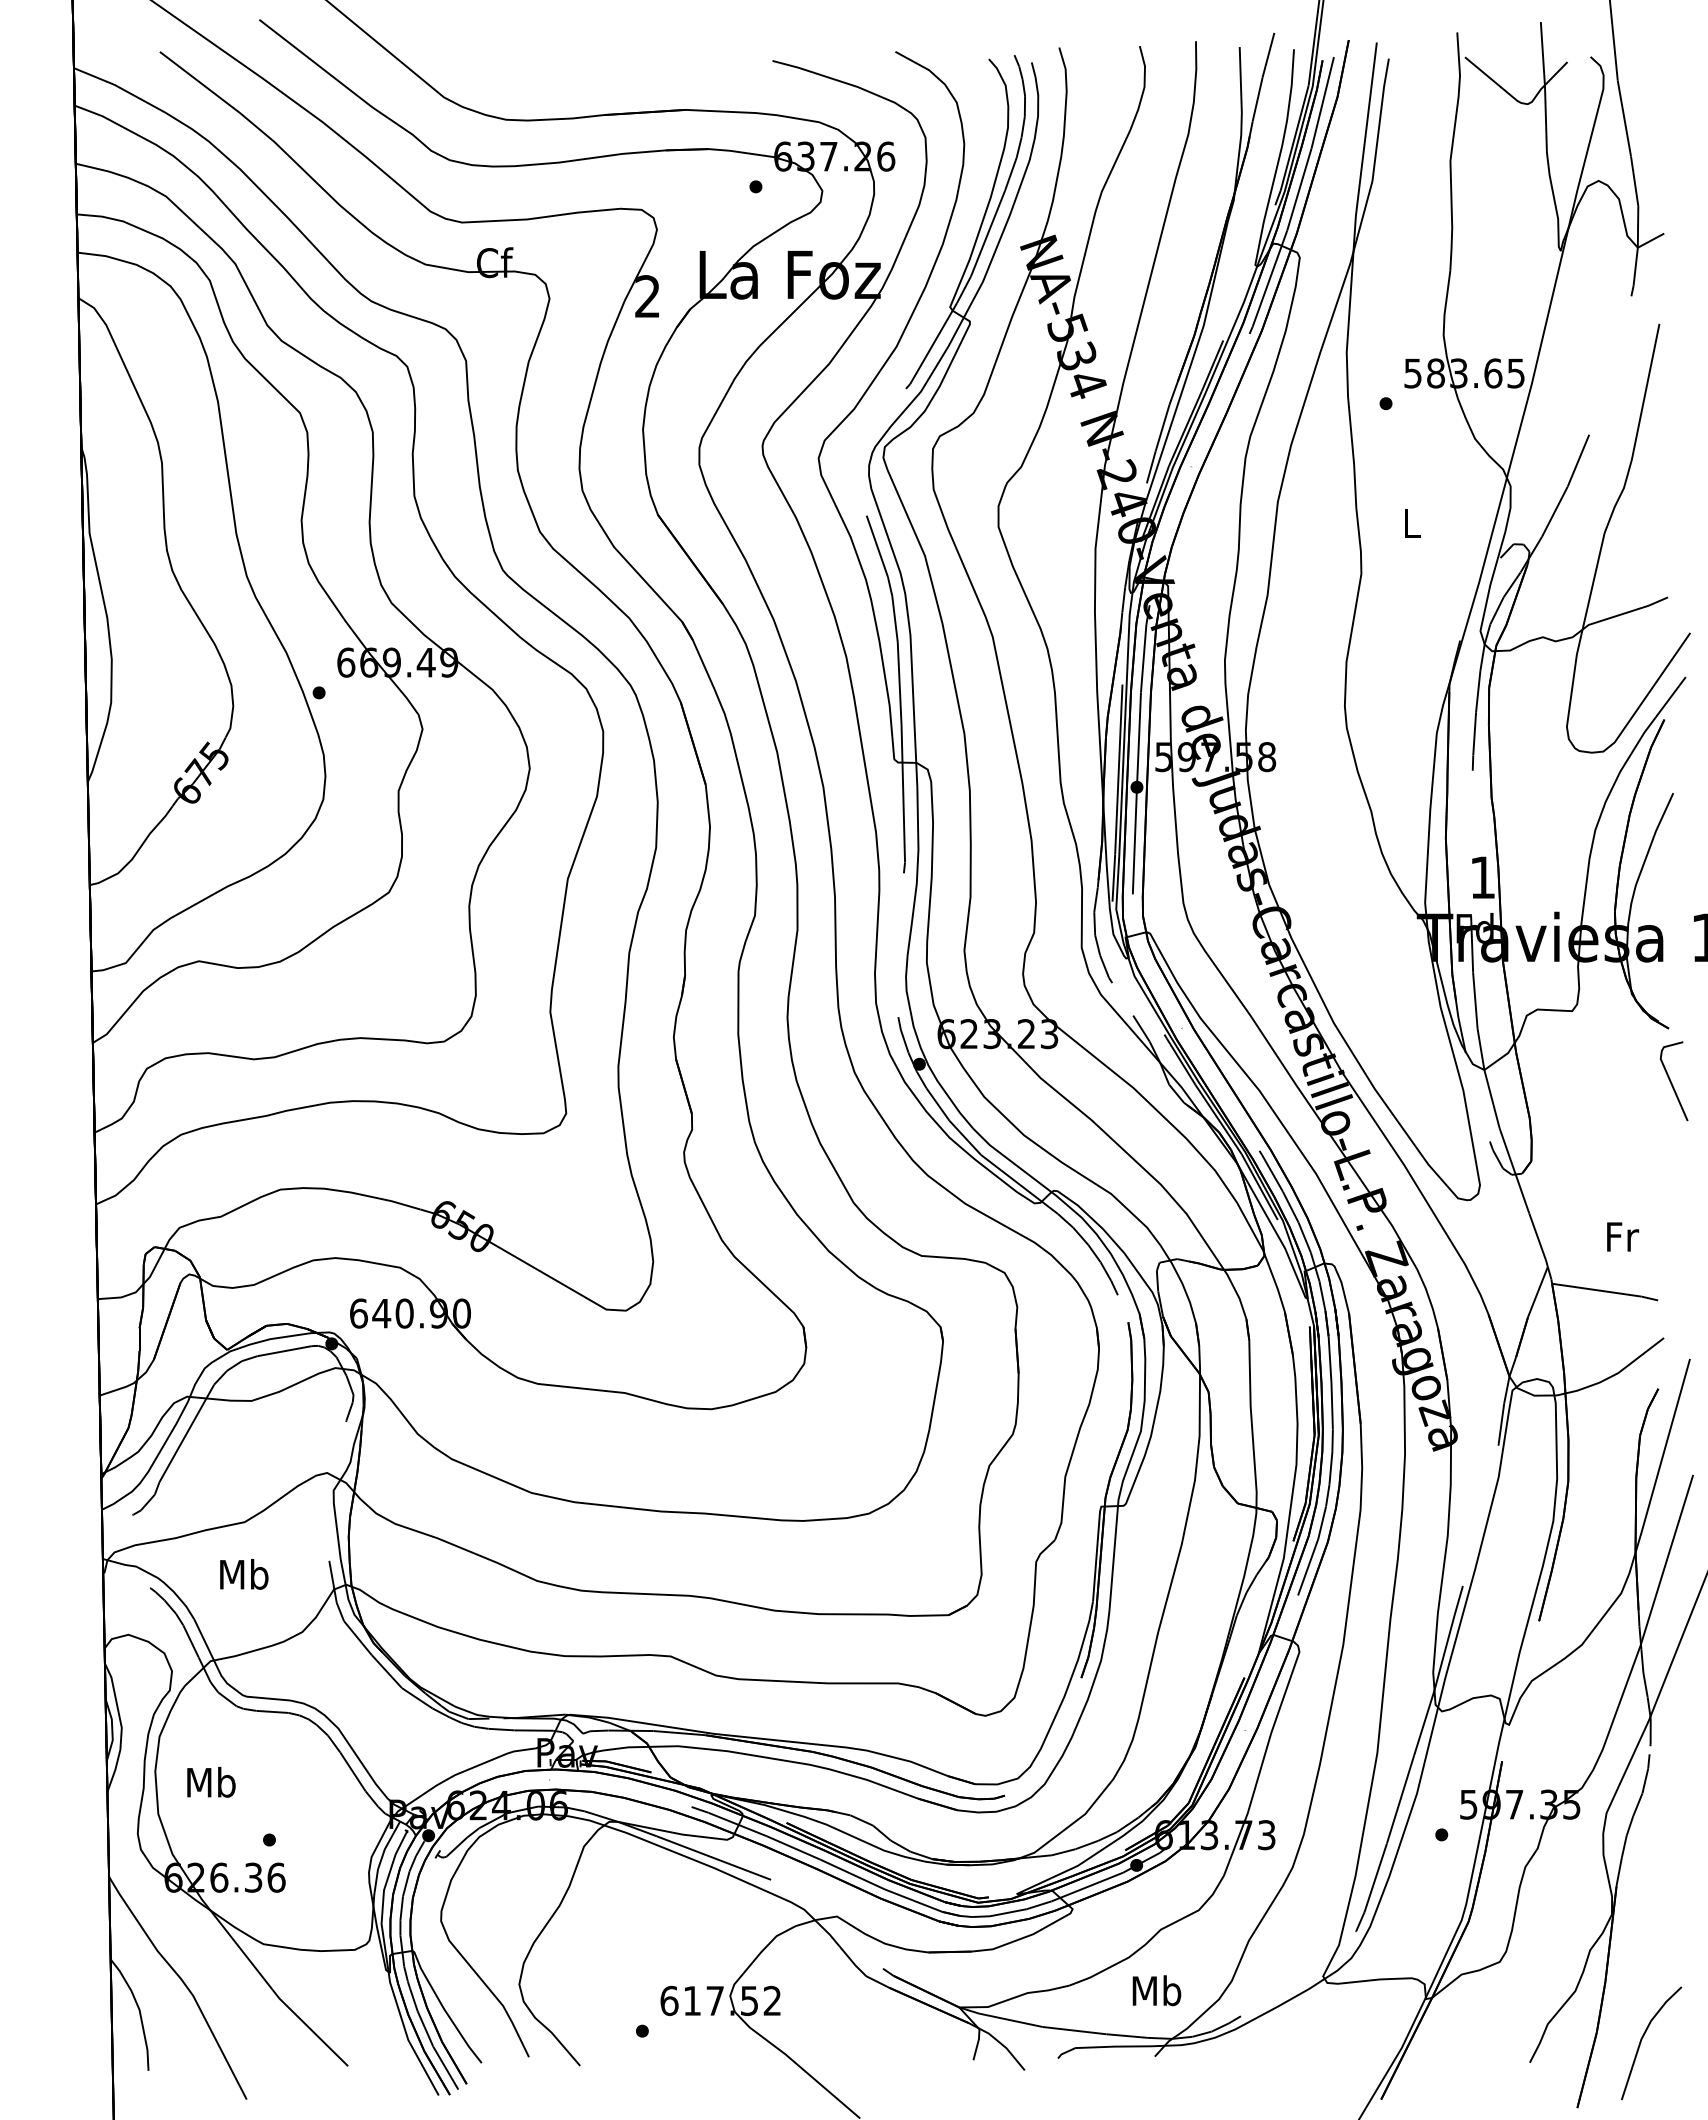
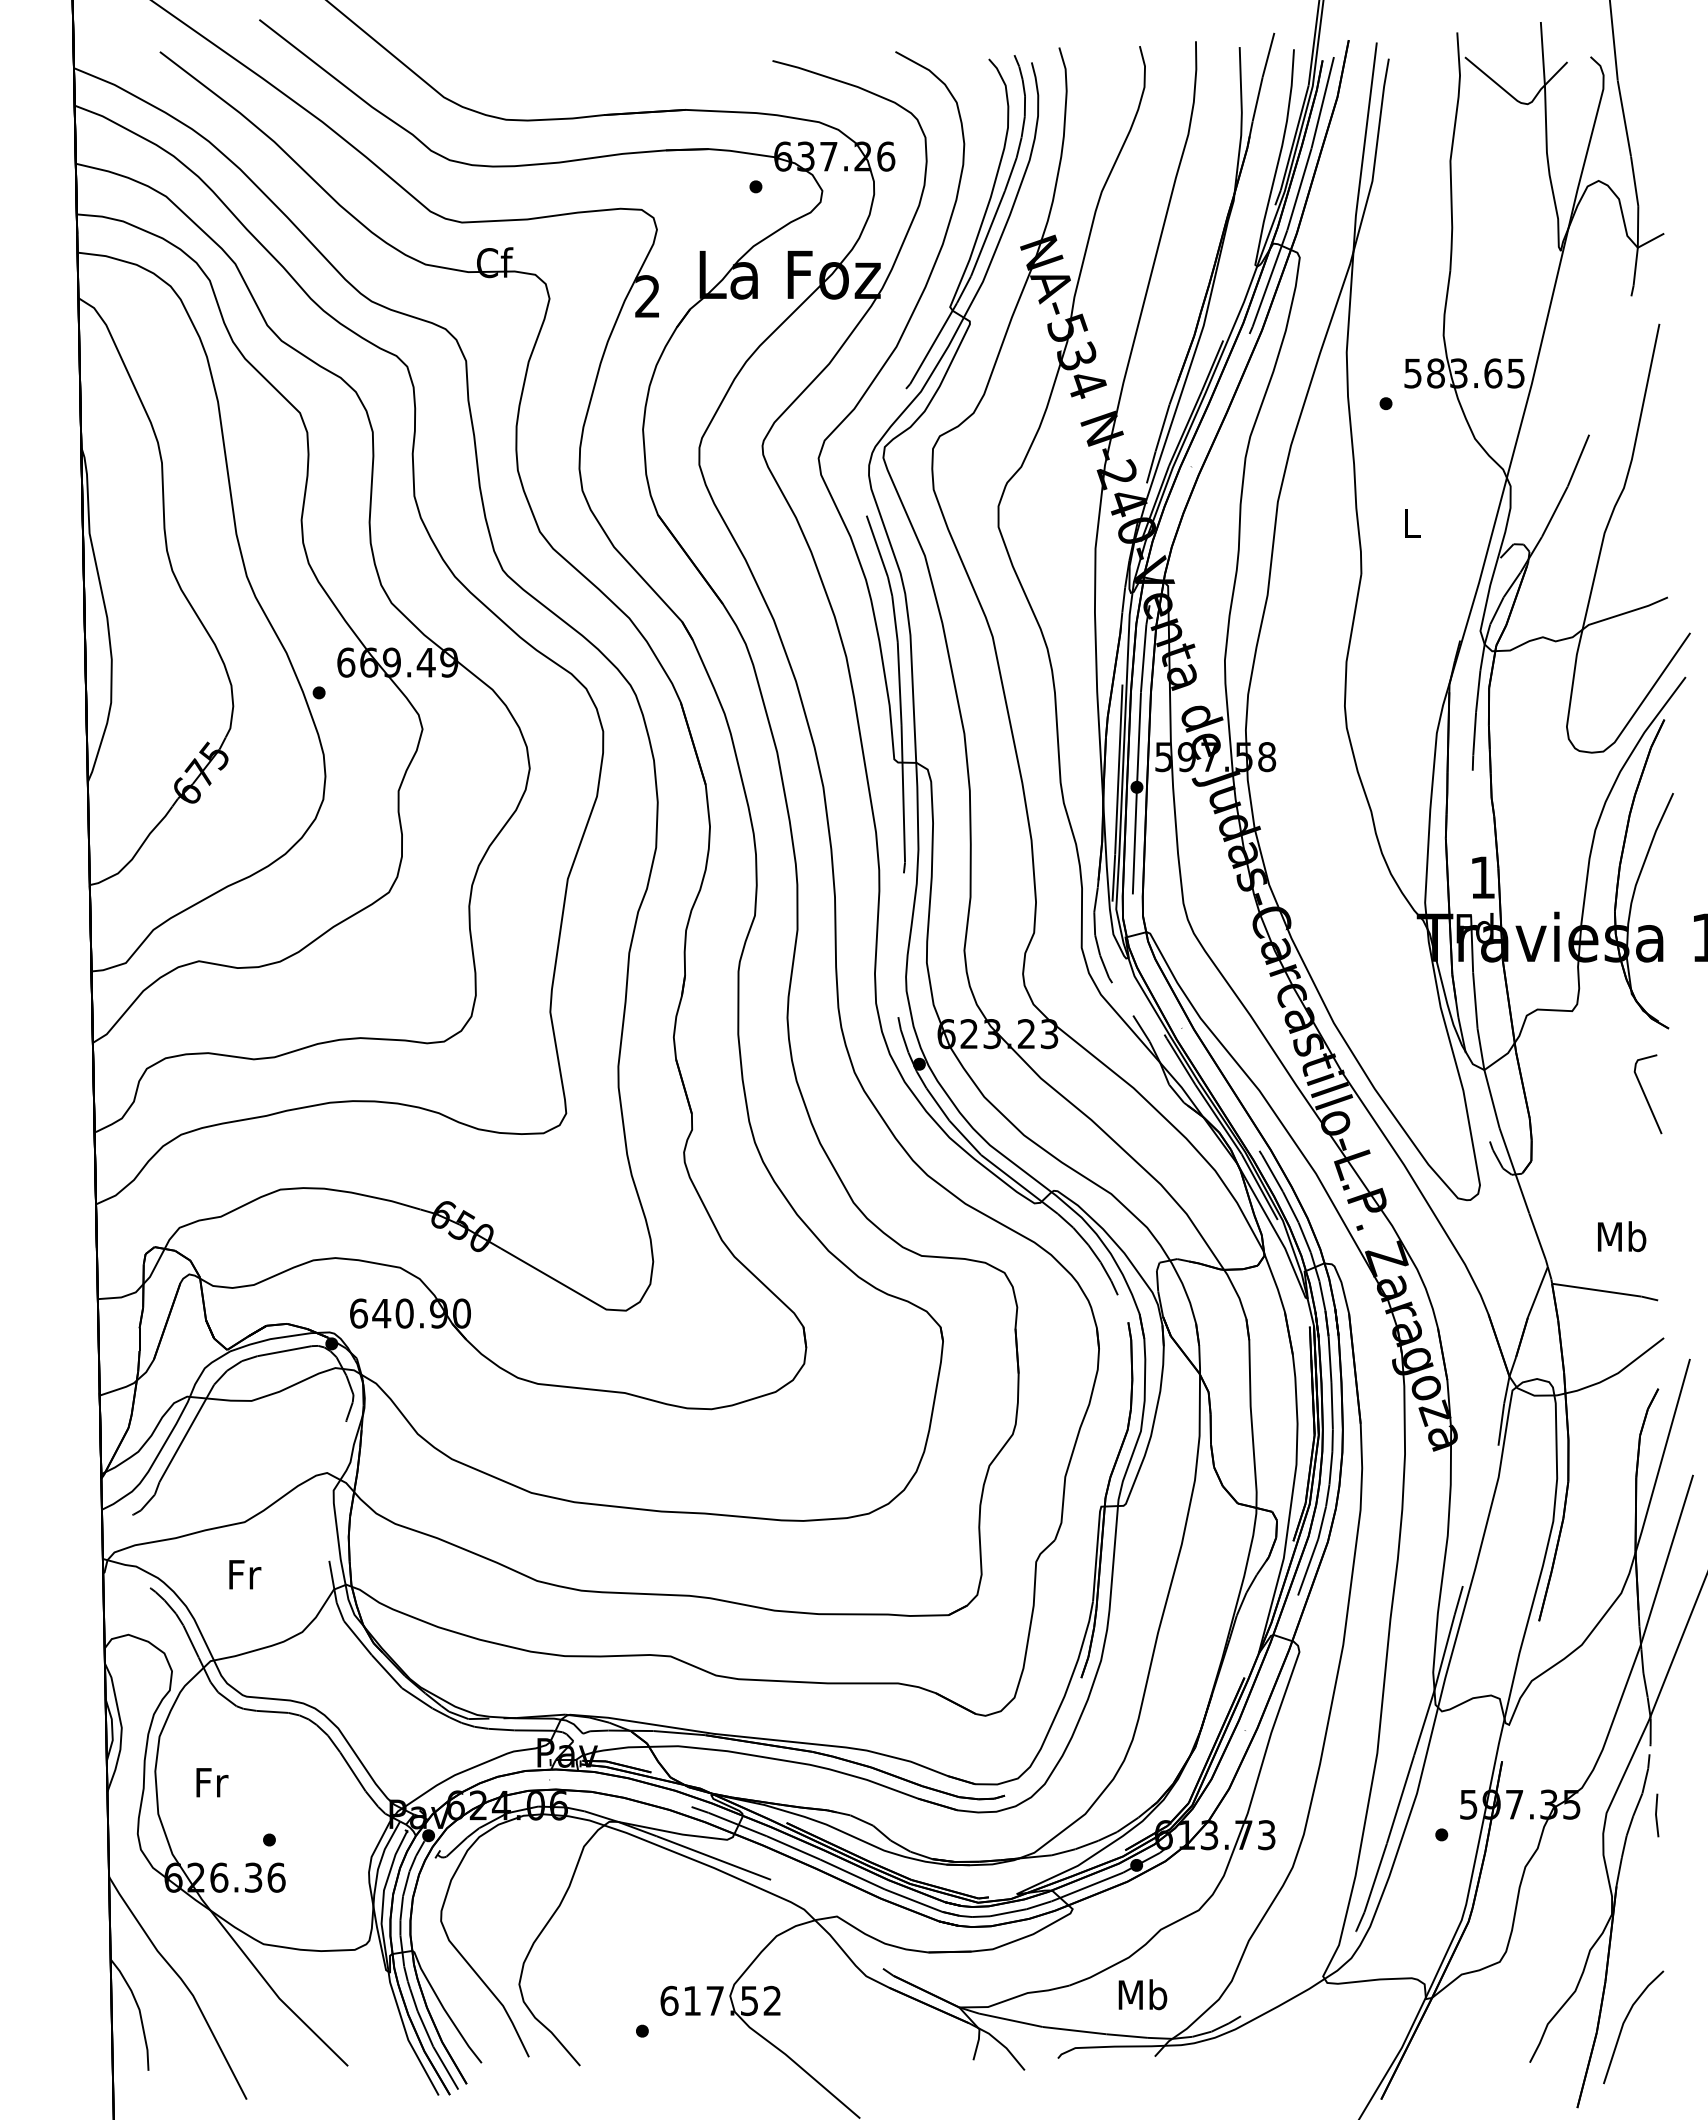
line position: (1671, 1081) -> (1645, 1094) (1645, 1094)
text: Fr -> Mb (1622, 1236)
text: Mb -> Fr (244, 1574)
text: Mb -> Fr (211, 1781)
line: none -> present (1656, 1815)
text position: (1156, 1990) -> (1142, 1994) (1142, 1994)
line position: (1642, 2039) -> (1624, 2023) (1624, 2023)
